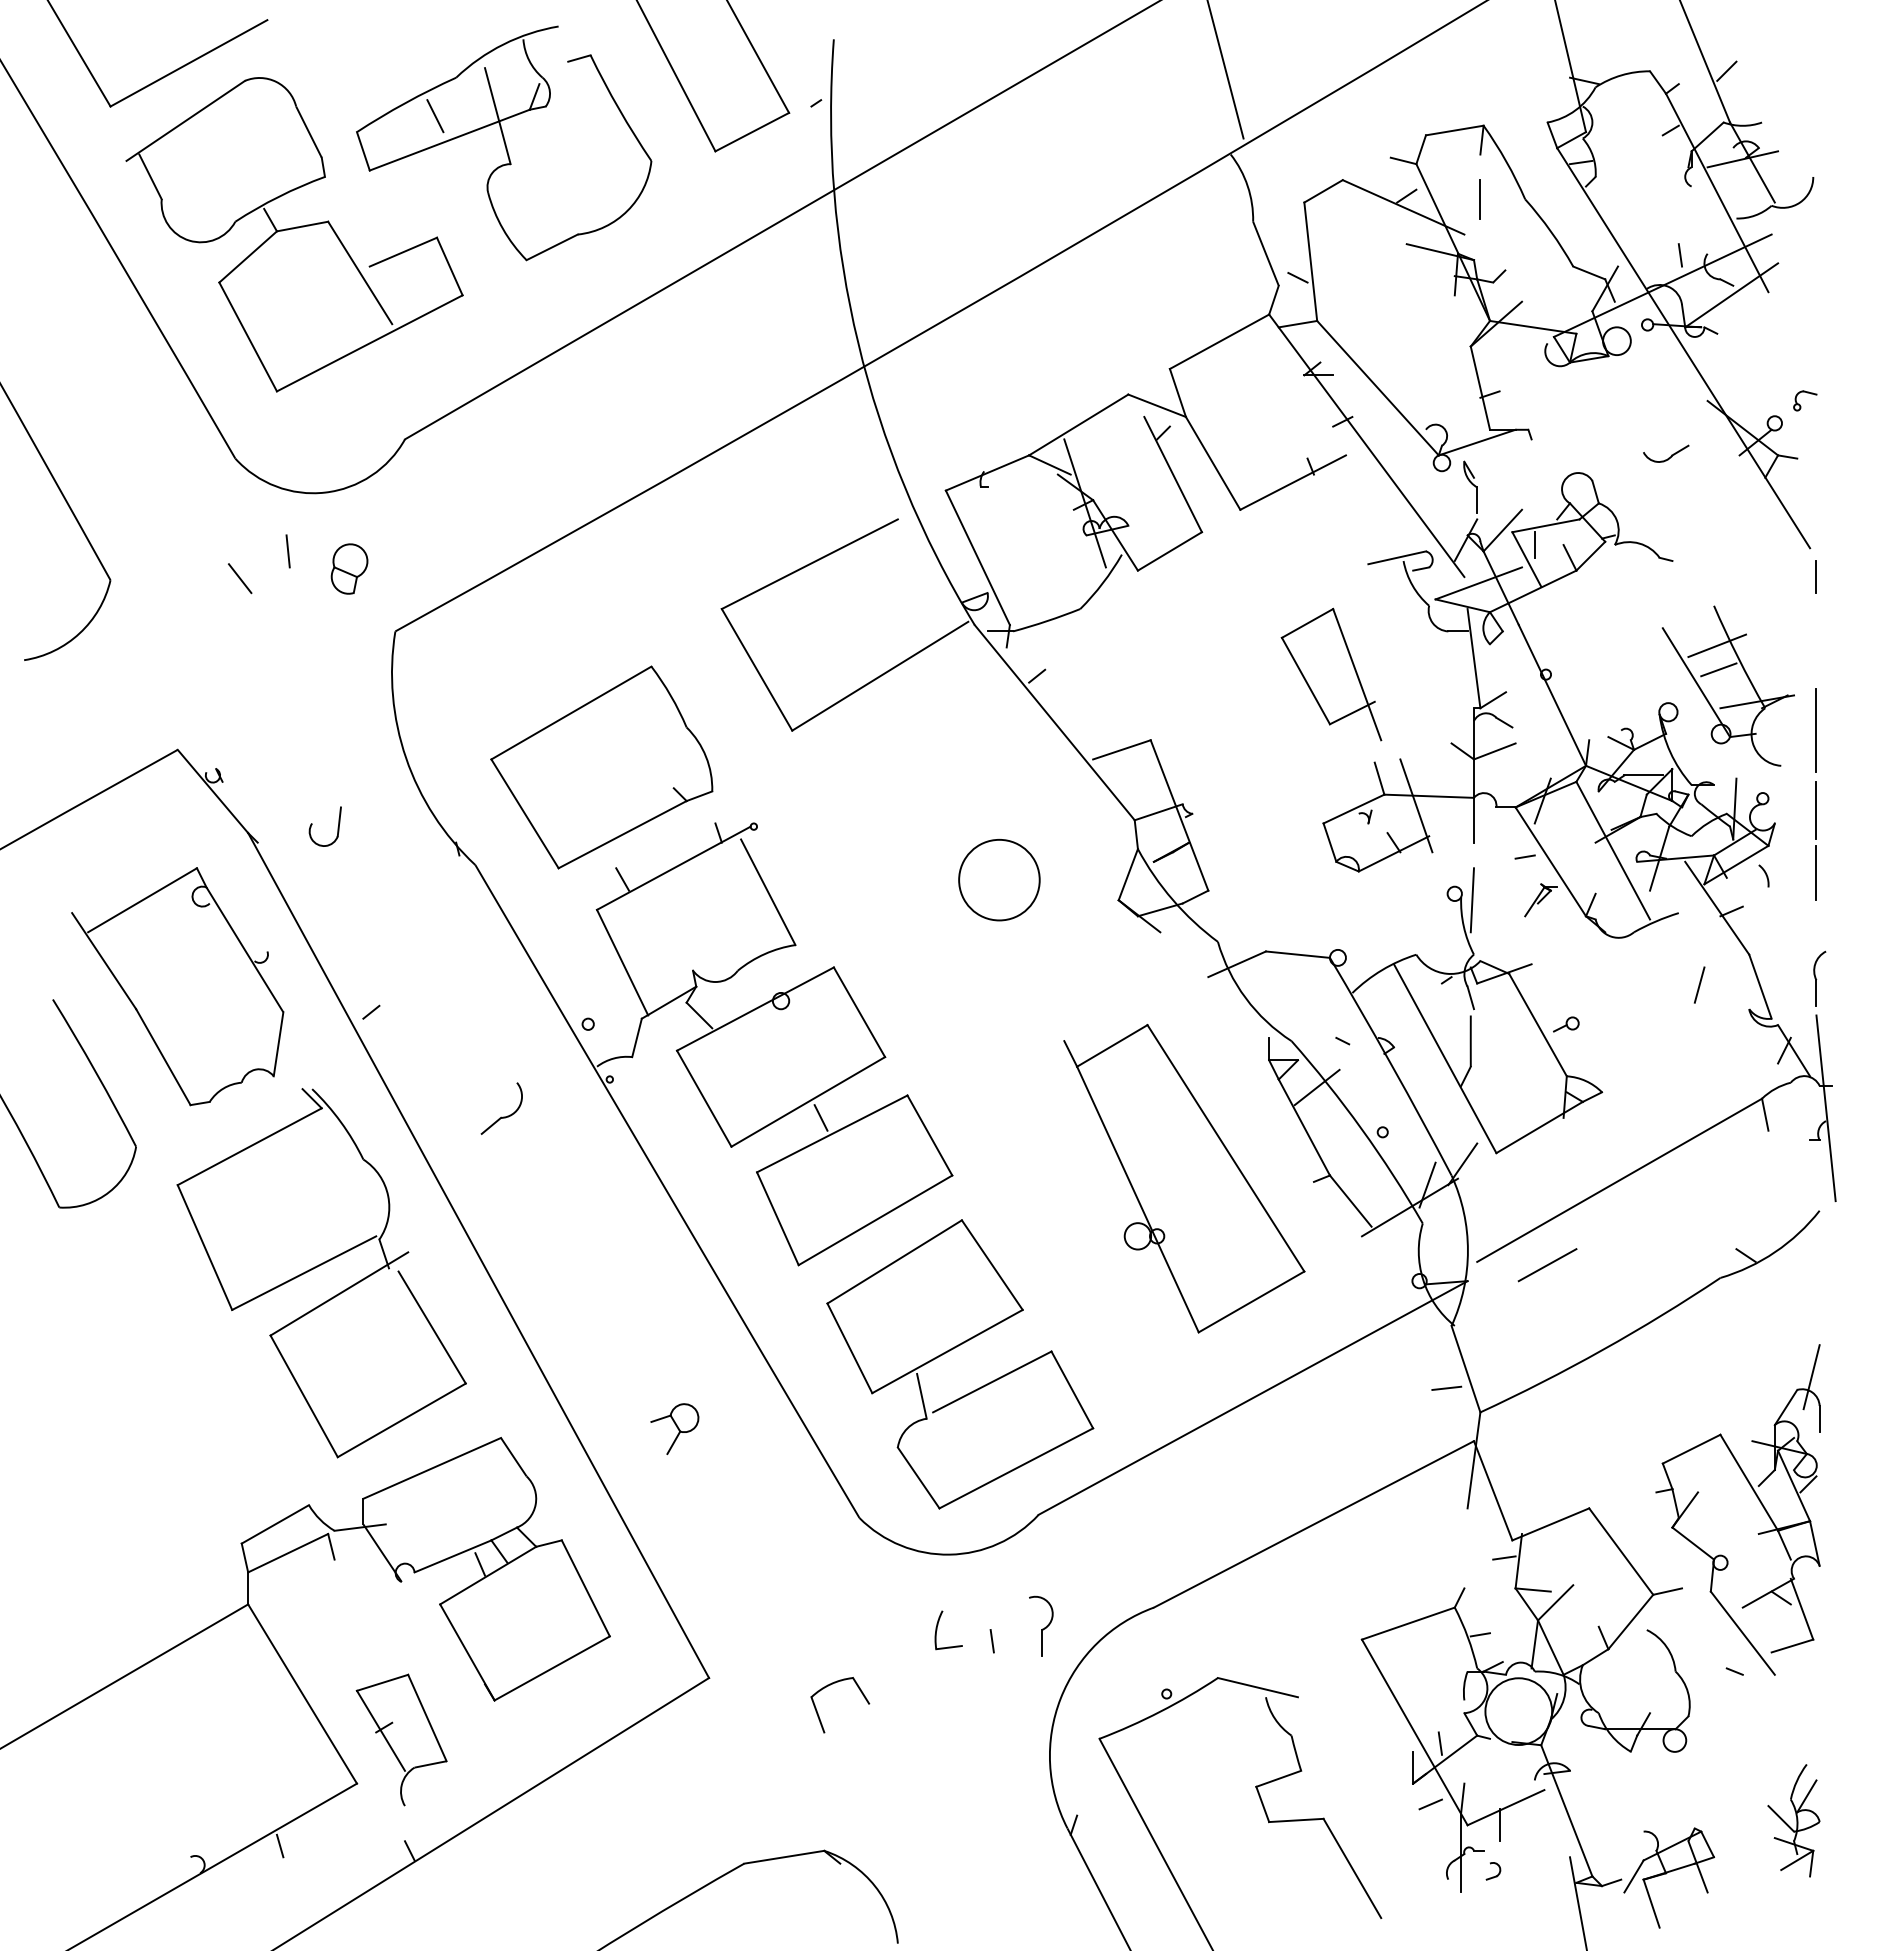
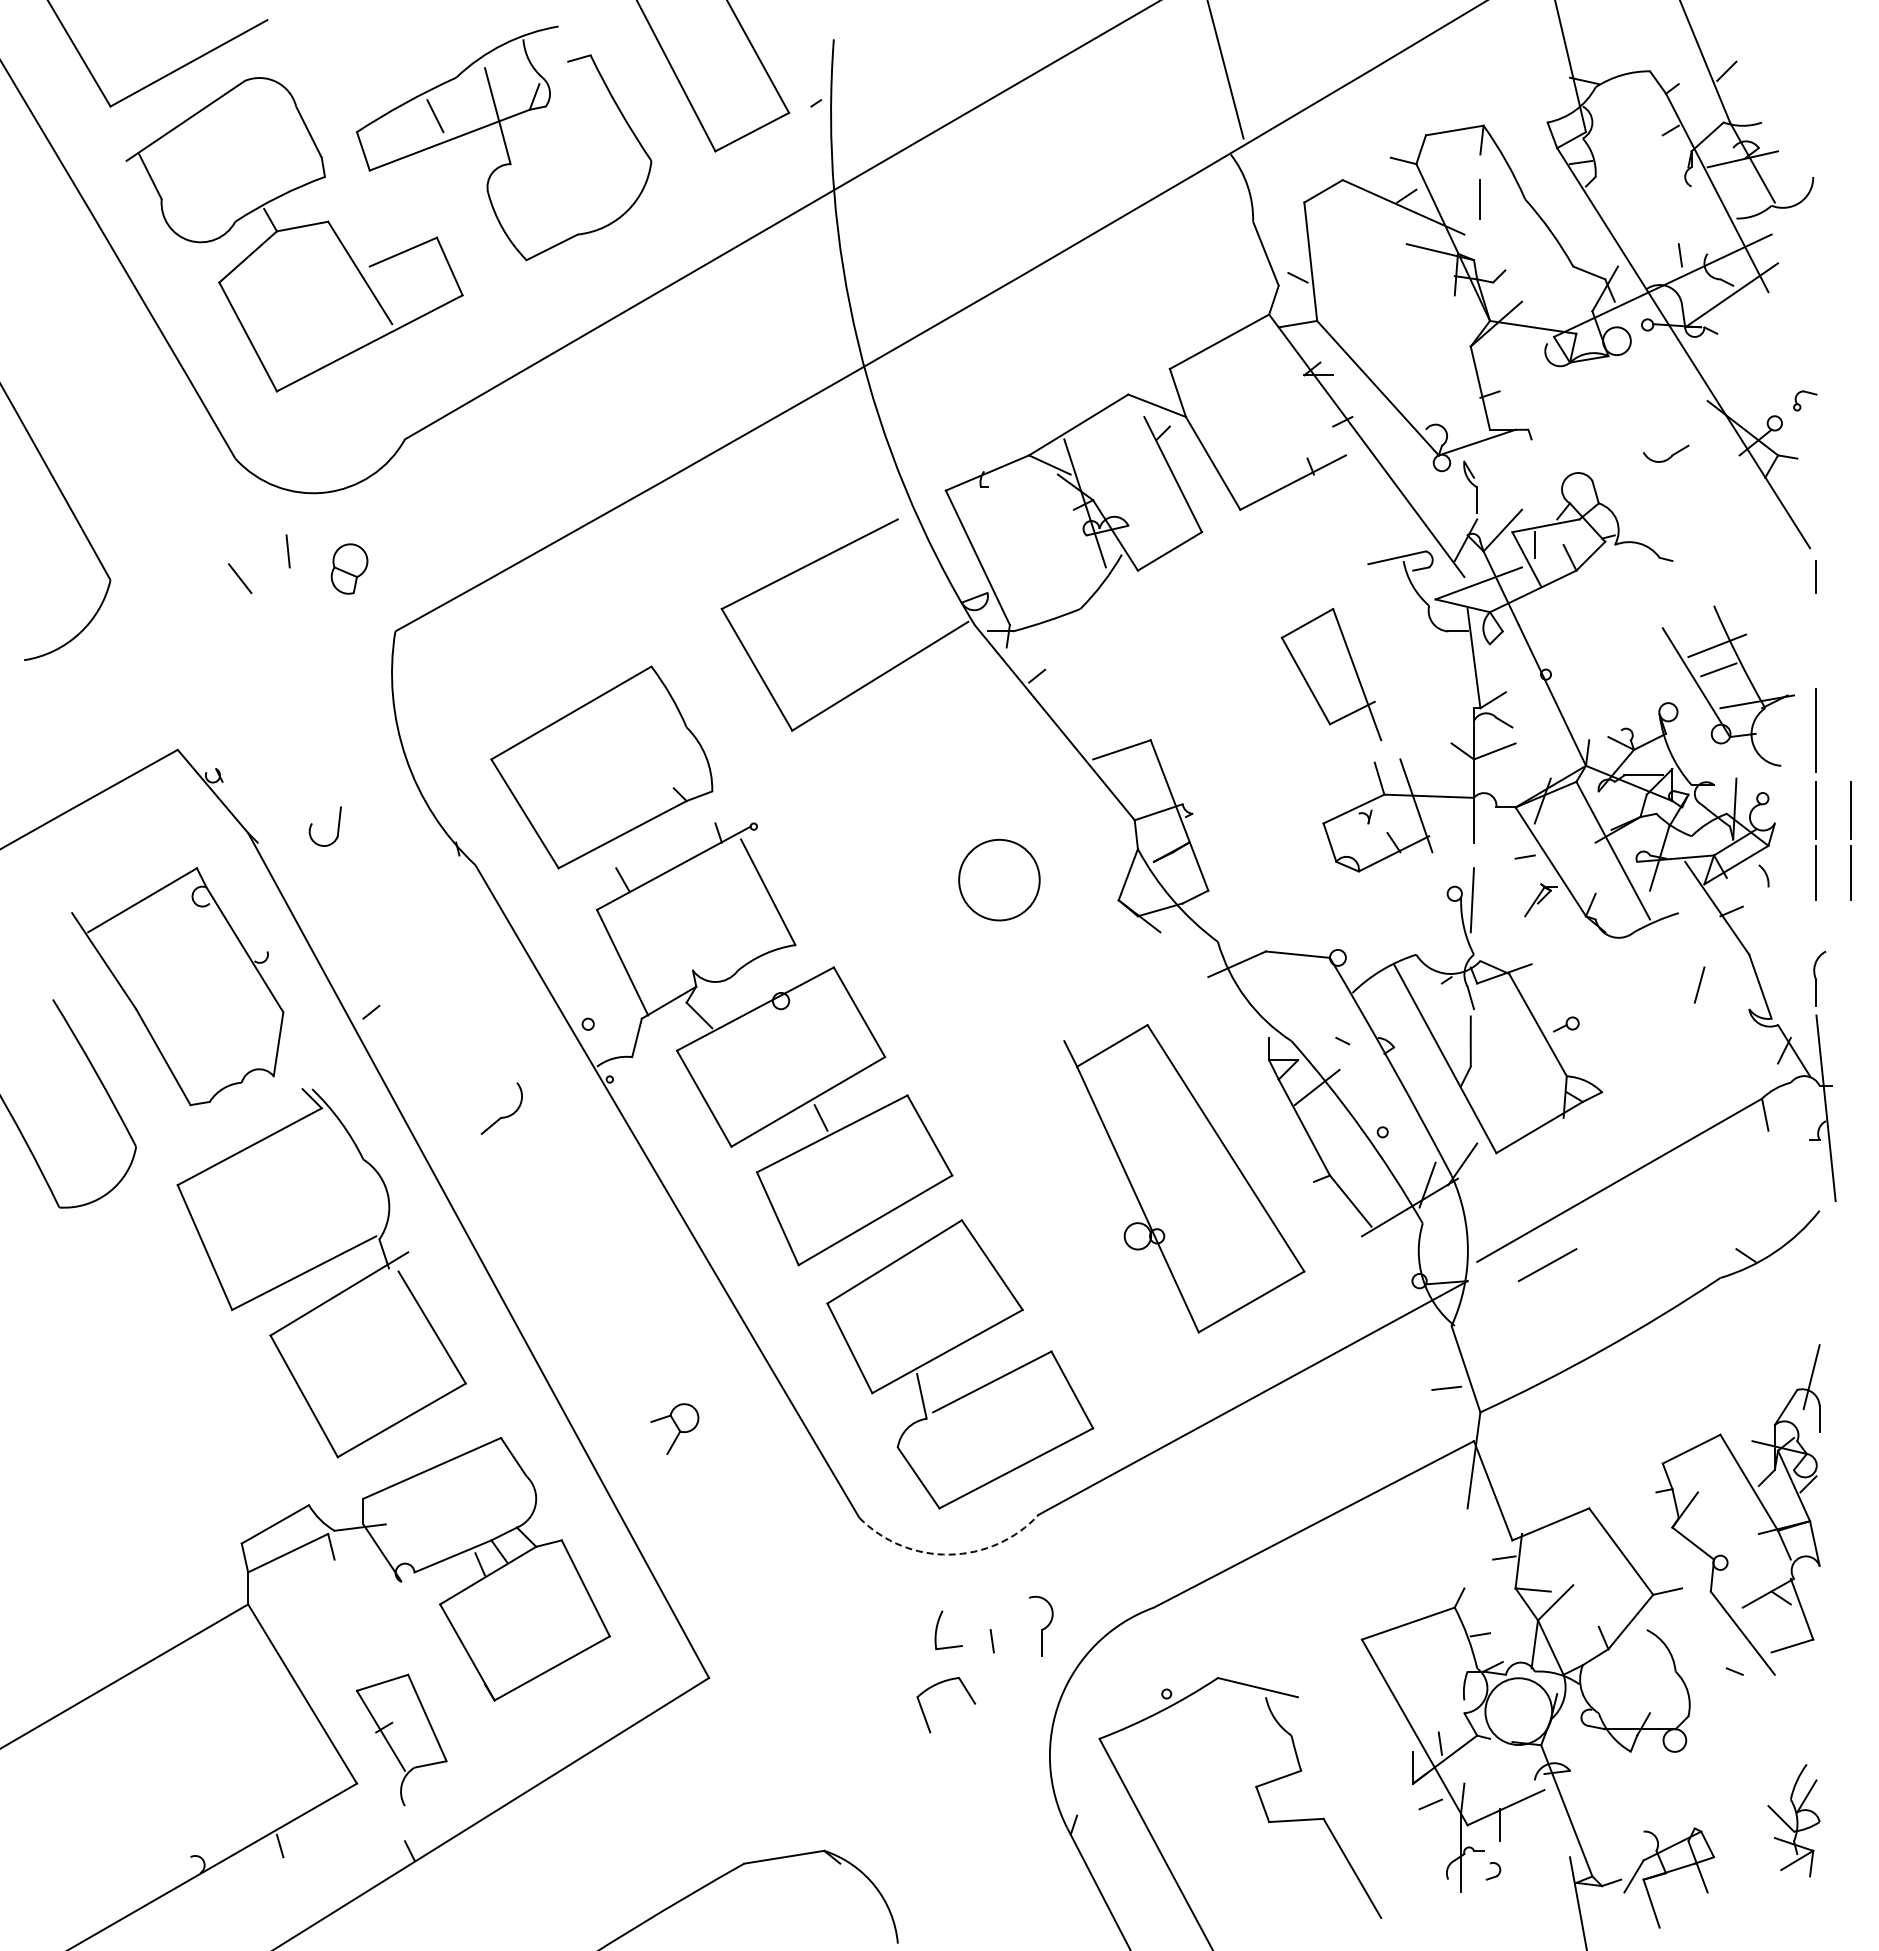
line: none -> present (1850, 839)
arc: solid -> dashed (949, 1554)
part position: (830, 1685) -> (936, 1685) (936, 1685)
